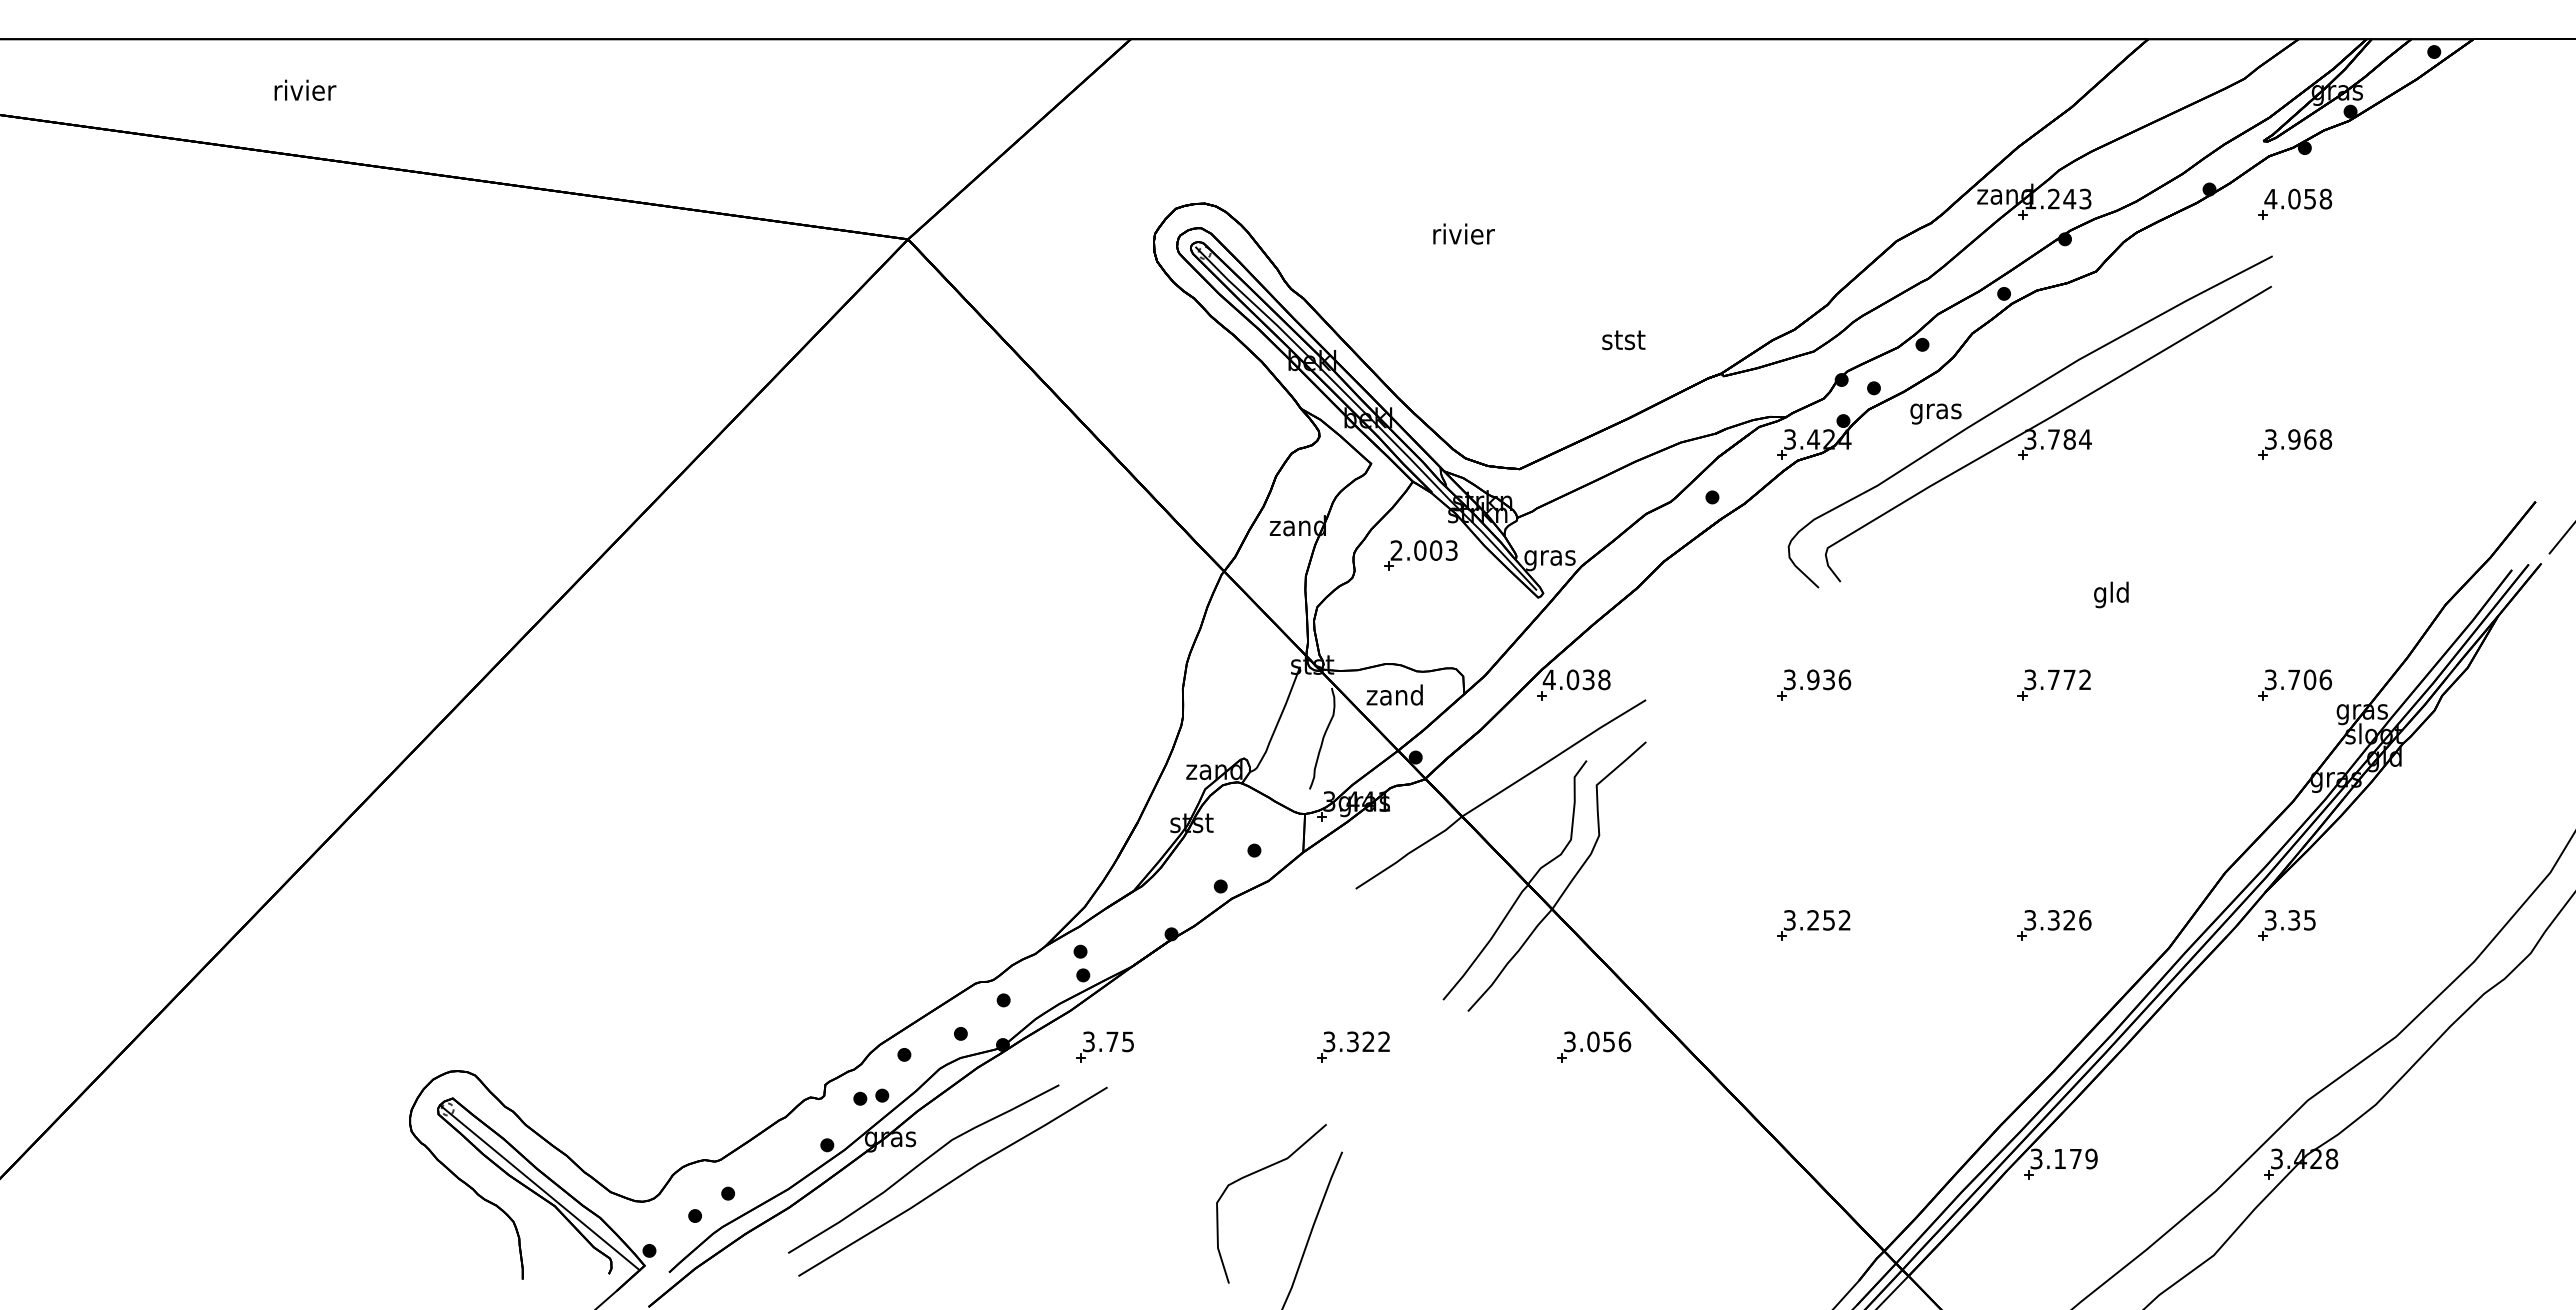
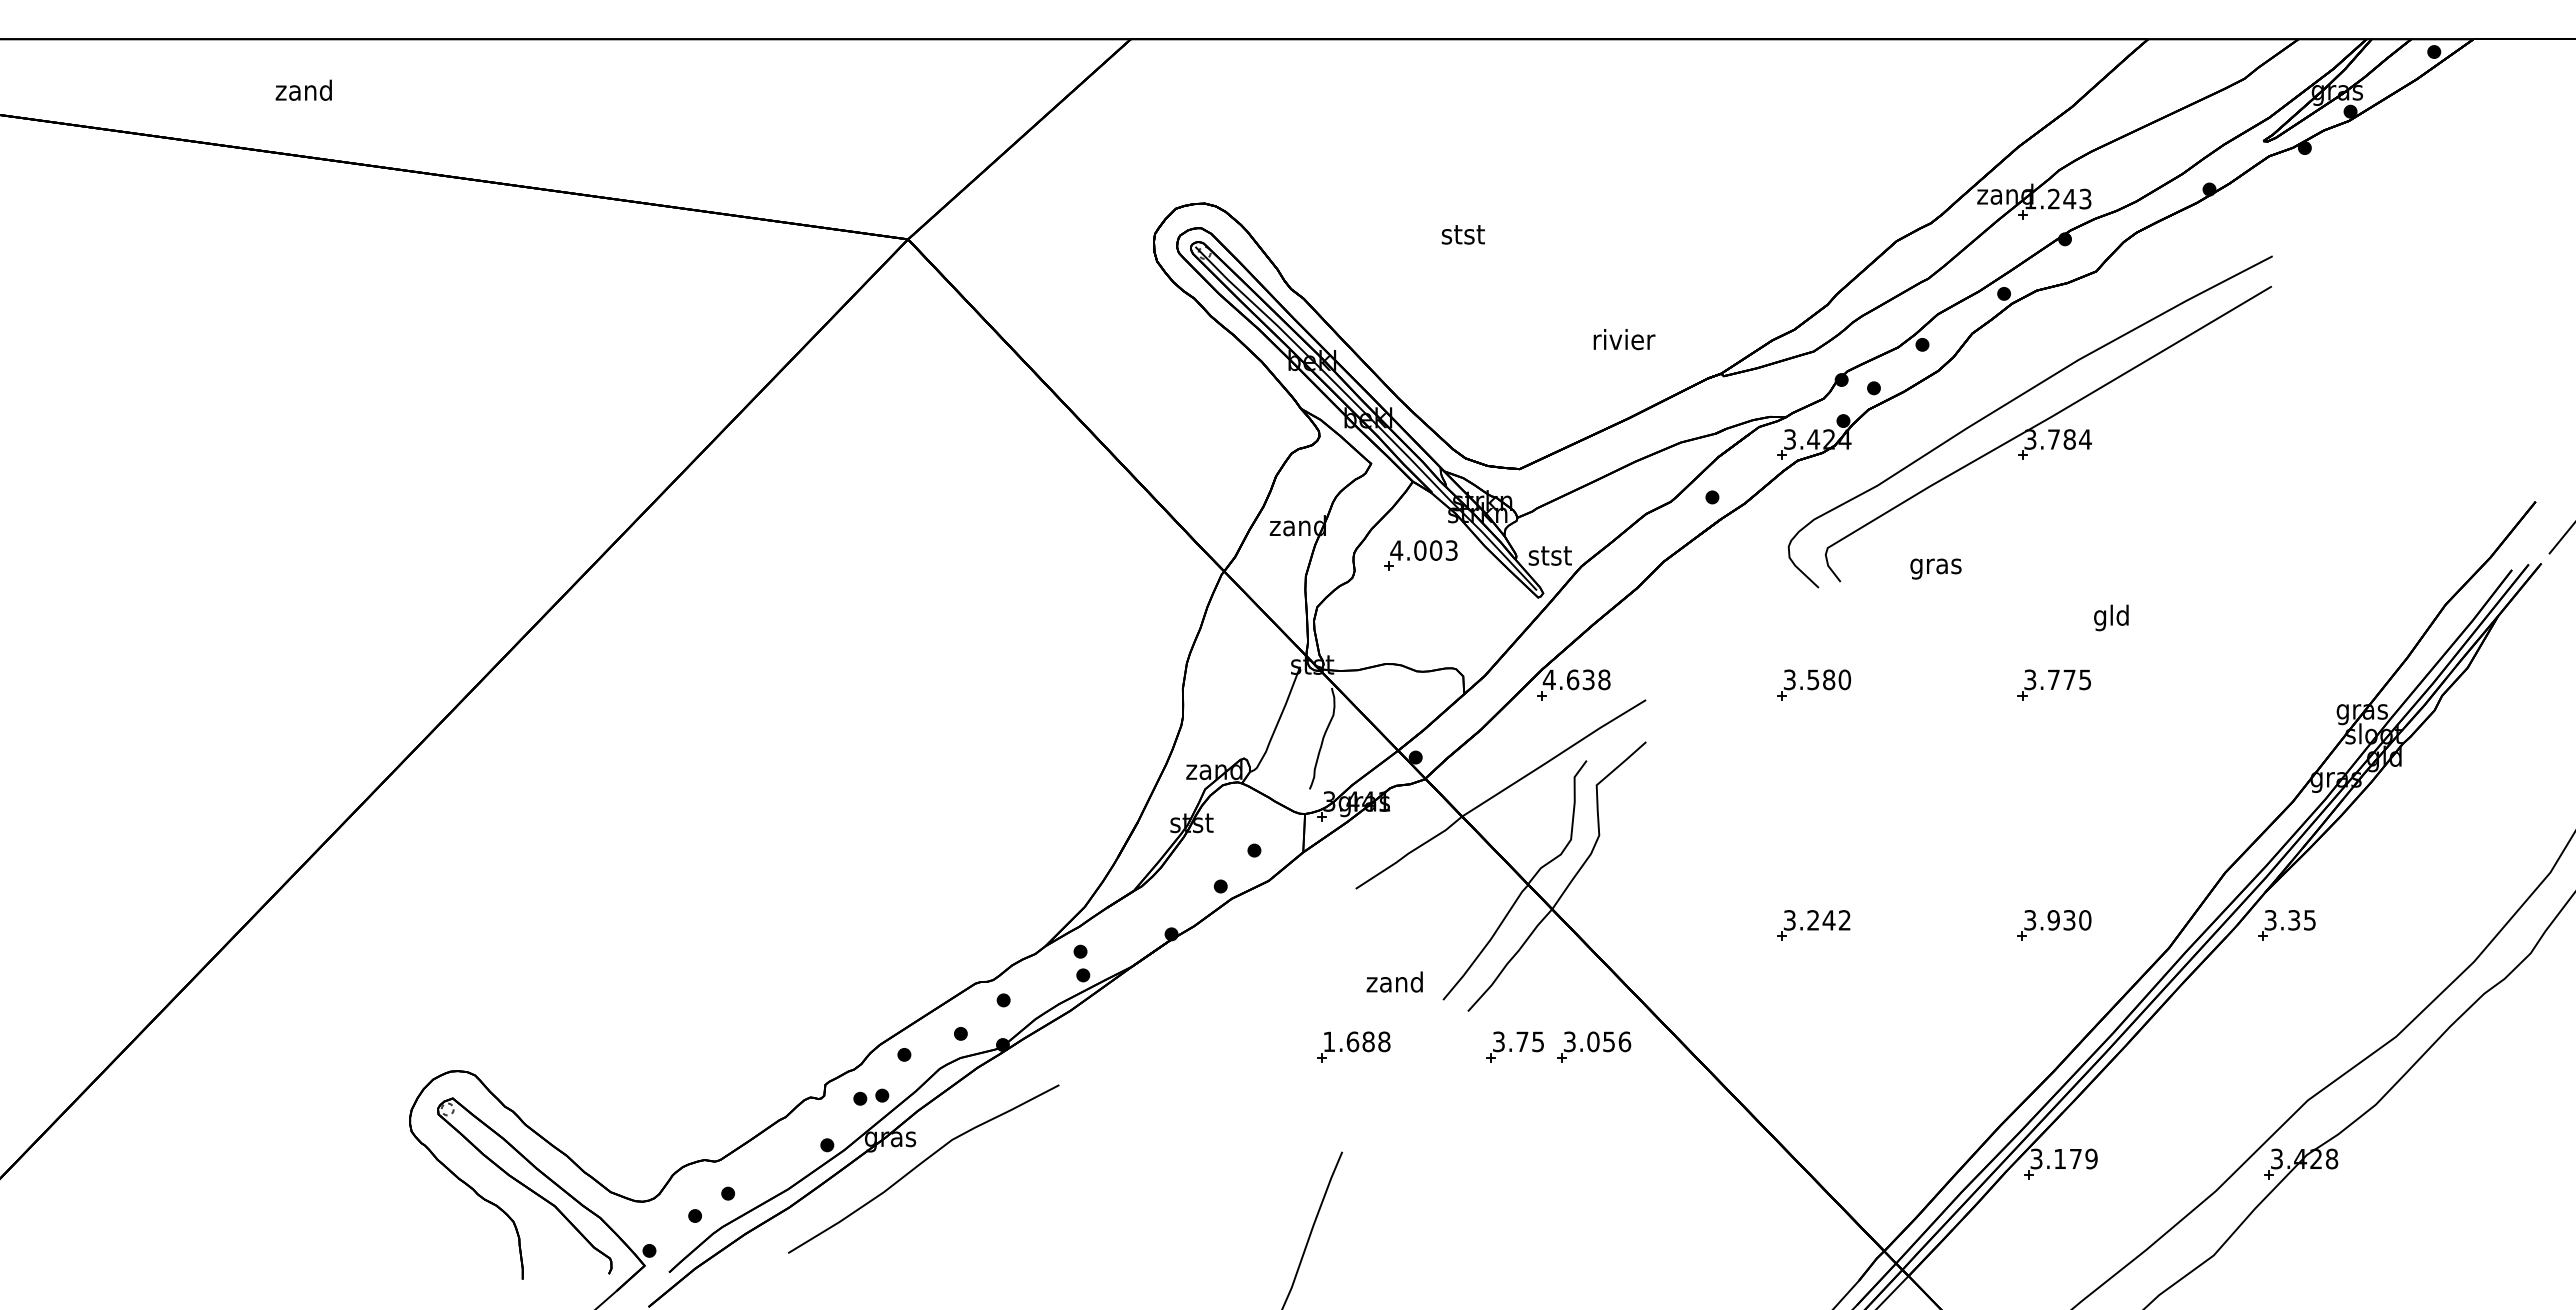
text: rivier -> zand (305, 89)
part: present -> none (2295, 203)
text: rivier -> stst (1463, 233)
text: stst -> rivier (1624, 339)
text position: (1935, 413) -> (1935, 568) (1935, 568)
part: present -> none (2295, 444)
text: 2.003 -> 4.003 (1396, 550)
text: gras -> stst (1549, 558)
text position: (2111, 594) -> (2111, 617) (2111, 617)
text: 4.038 -> 4.638 (1572, 679)
text: 3.936 -> 3.580 (1829, 679)
text: 3.772 -> 3.775 (2085, 679)
part: present -> none (2294, 684)
text position: (1394, 694) -> (1394, 981) (1394, 981)
text: 3.252 -> 3.242 (1828, 920)
text: 3.326 -> 3.930 (2069, 920)
text: 3.322 -> 1.688 (1356, 1041)
part position: (1104, 1046) -> (1514, 1046) (1514, 1046)
curve: present -> none (1260, 1171)
curve: present -> none (952, 1181)
line: present -> none (539, 1187)
